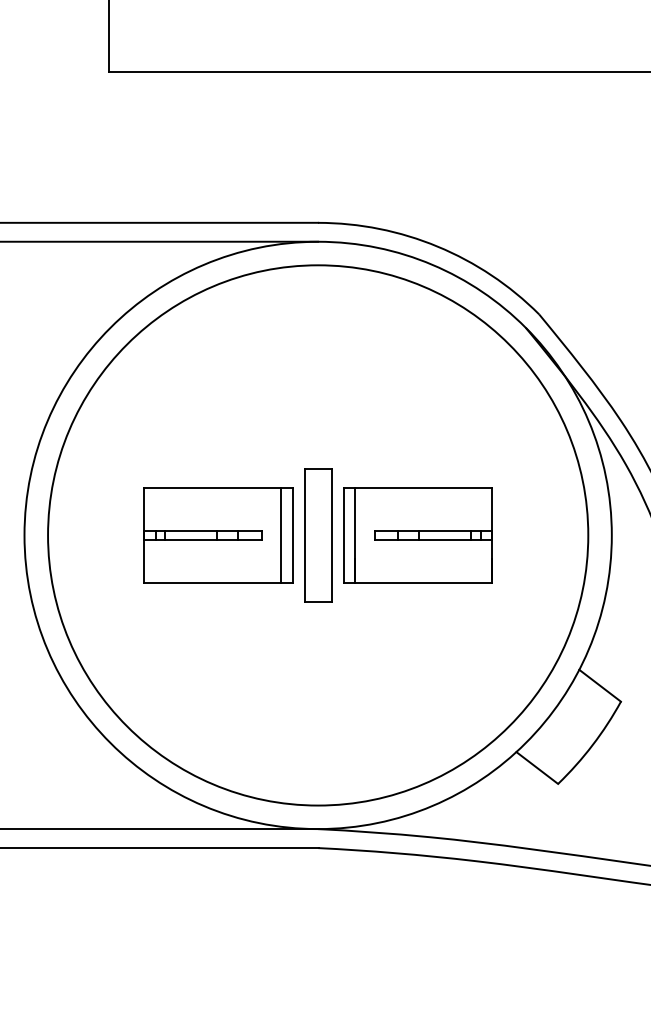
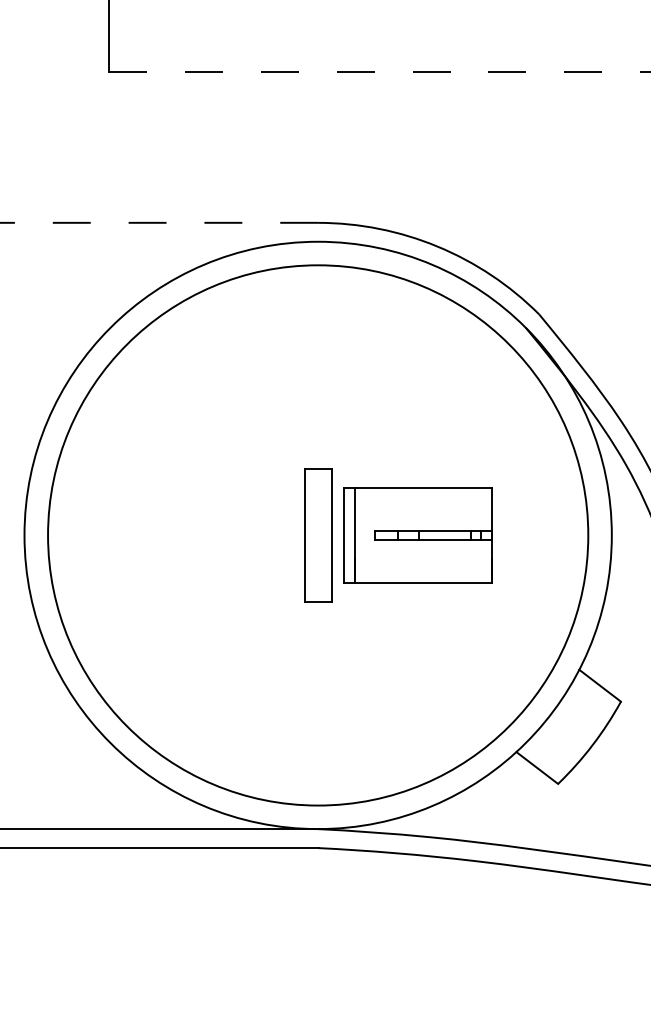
line: solid -> dashed (380, 71)
line: solid -> dashed (159, 222)
line: present -> none (160, 241)
part: present -> none (218, 535)
